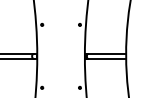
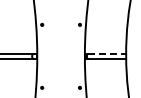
line: solid -> dashed (107, 53)
